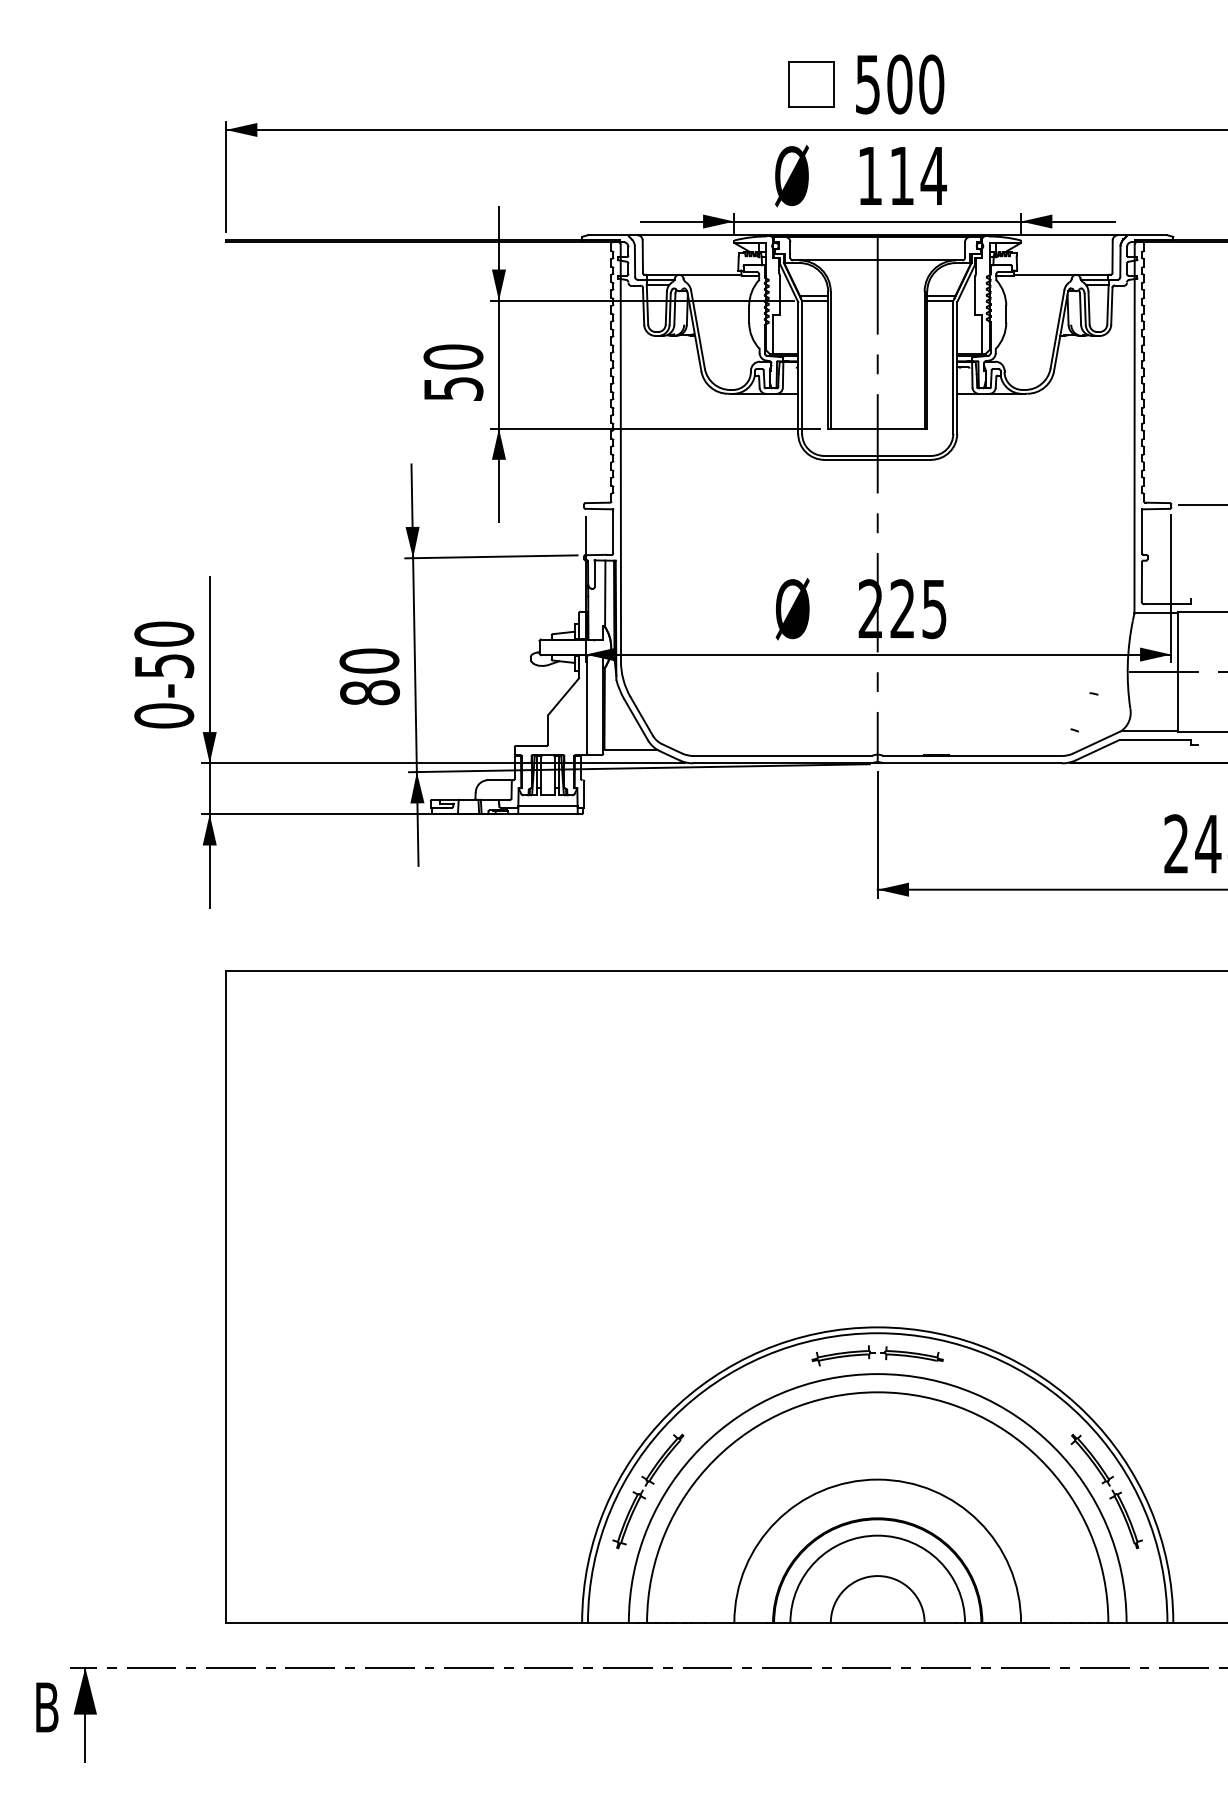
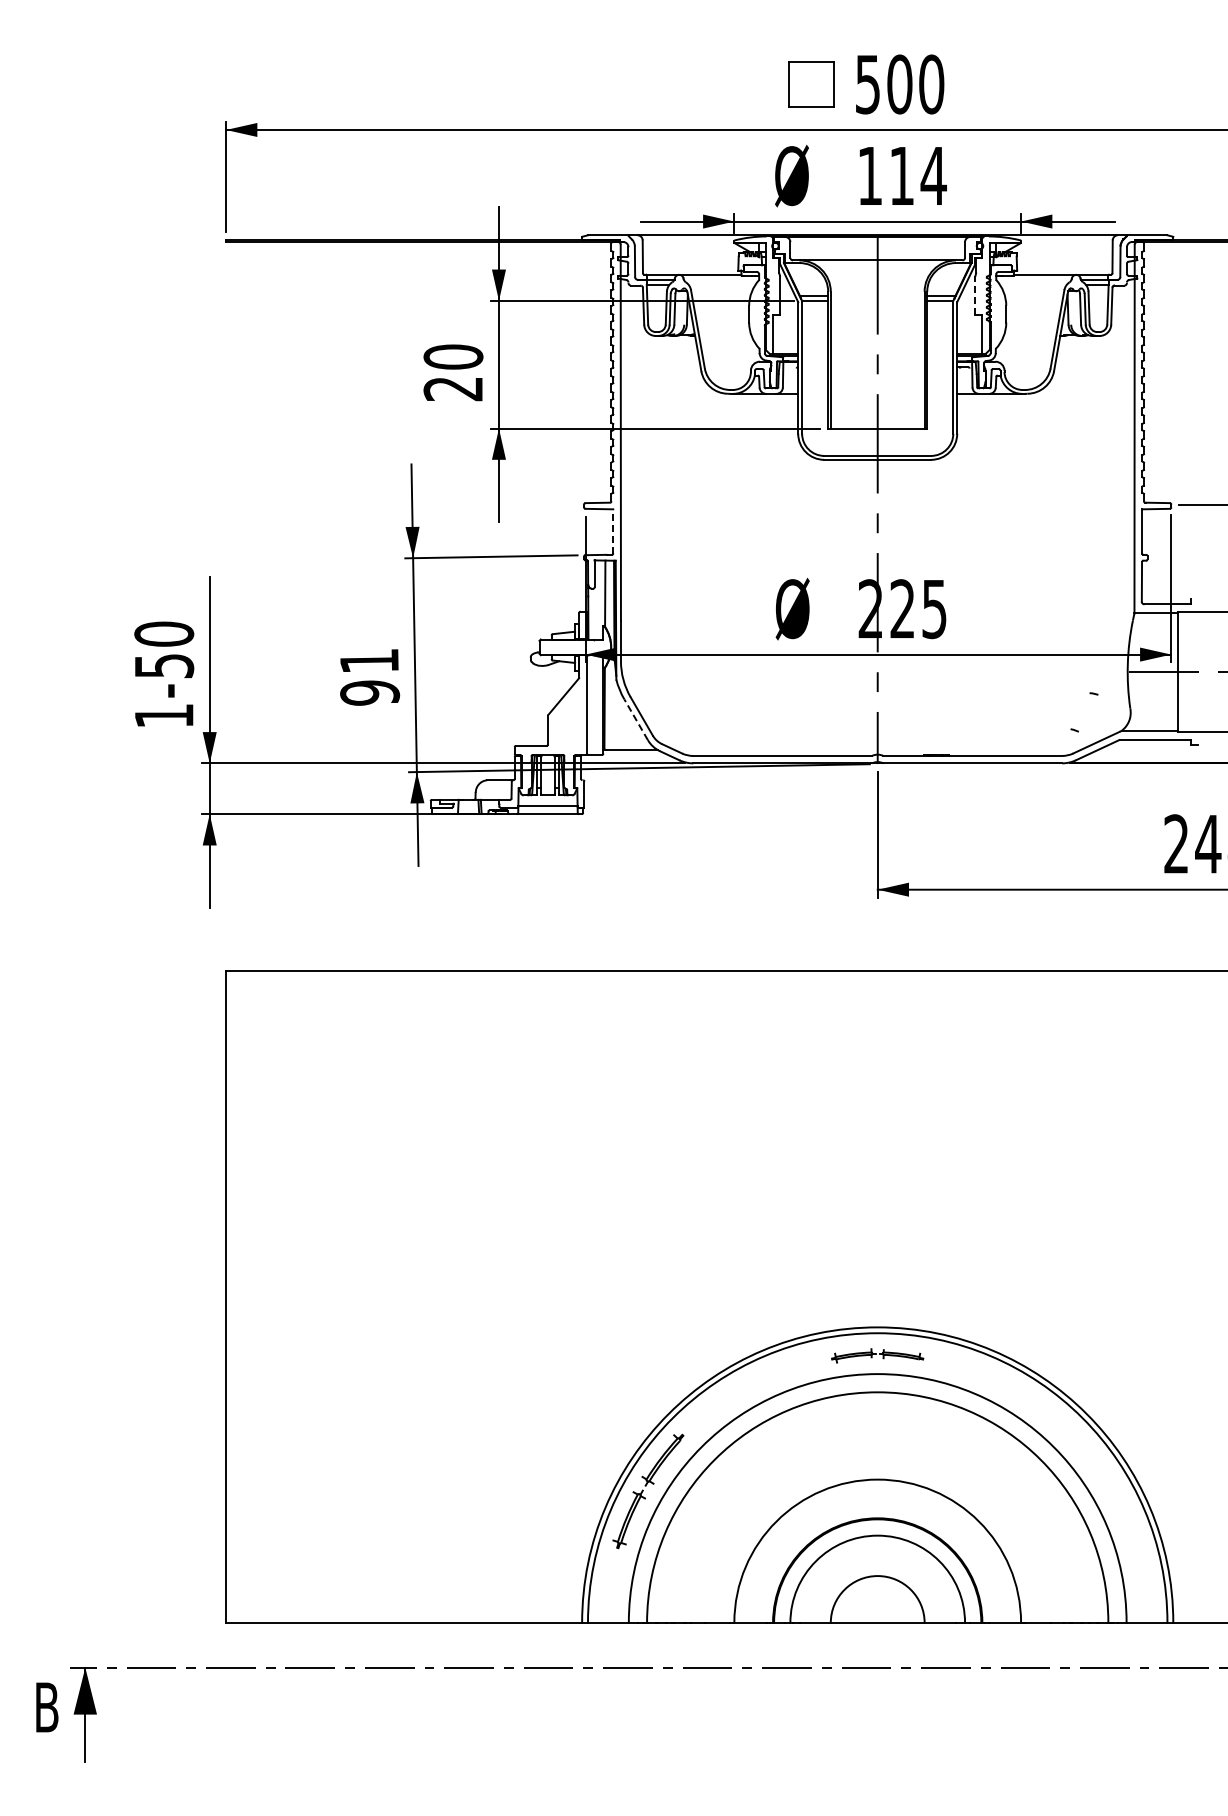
line: solid -> dashed (975, 294)
text: 50 -> 20 (453, 389)
line: solid -> dashed (613, 530)
text: 80 -> 91 (369, 676)
text: 0-50 -> 1-50 (164, 715)
line: solid -> dashed (636, 719)
part size: 133x22 px -> 94x16 px (877, 1355)
part: present -> none (1106, 1491)
